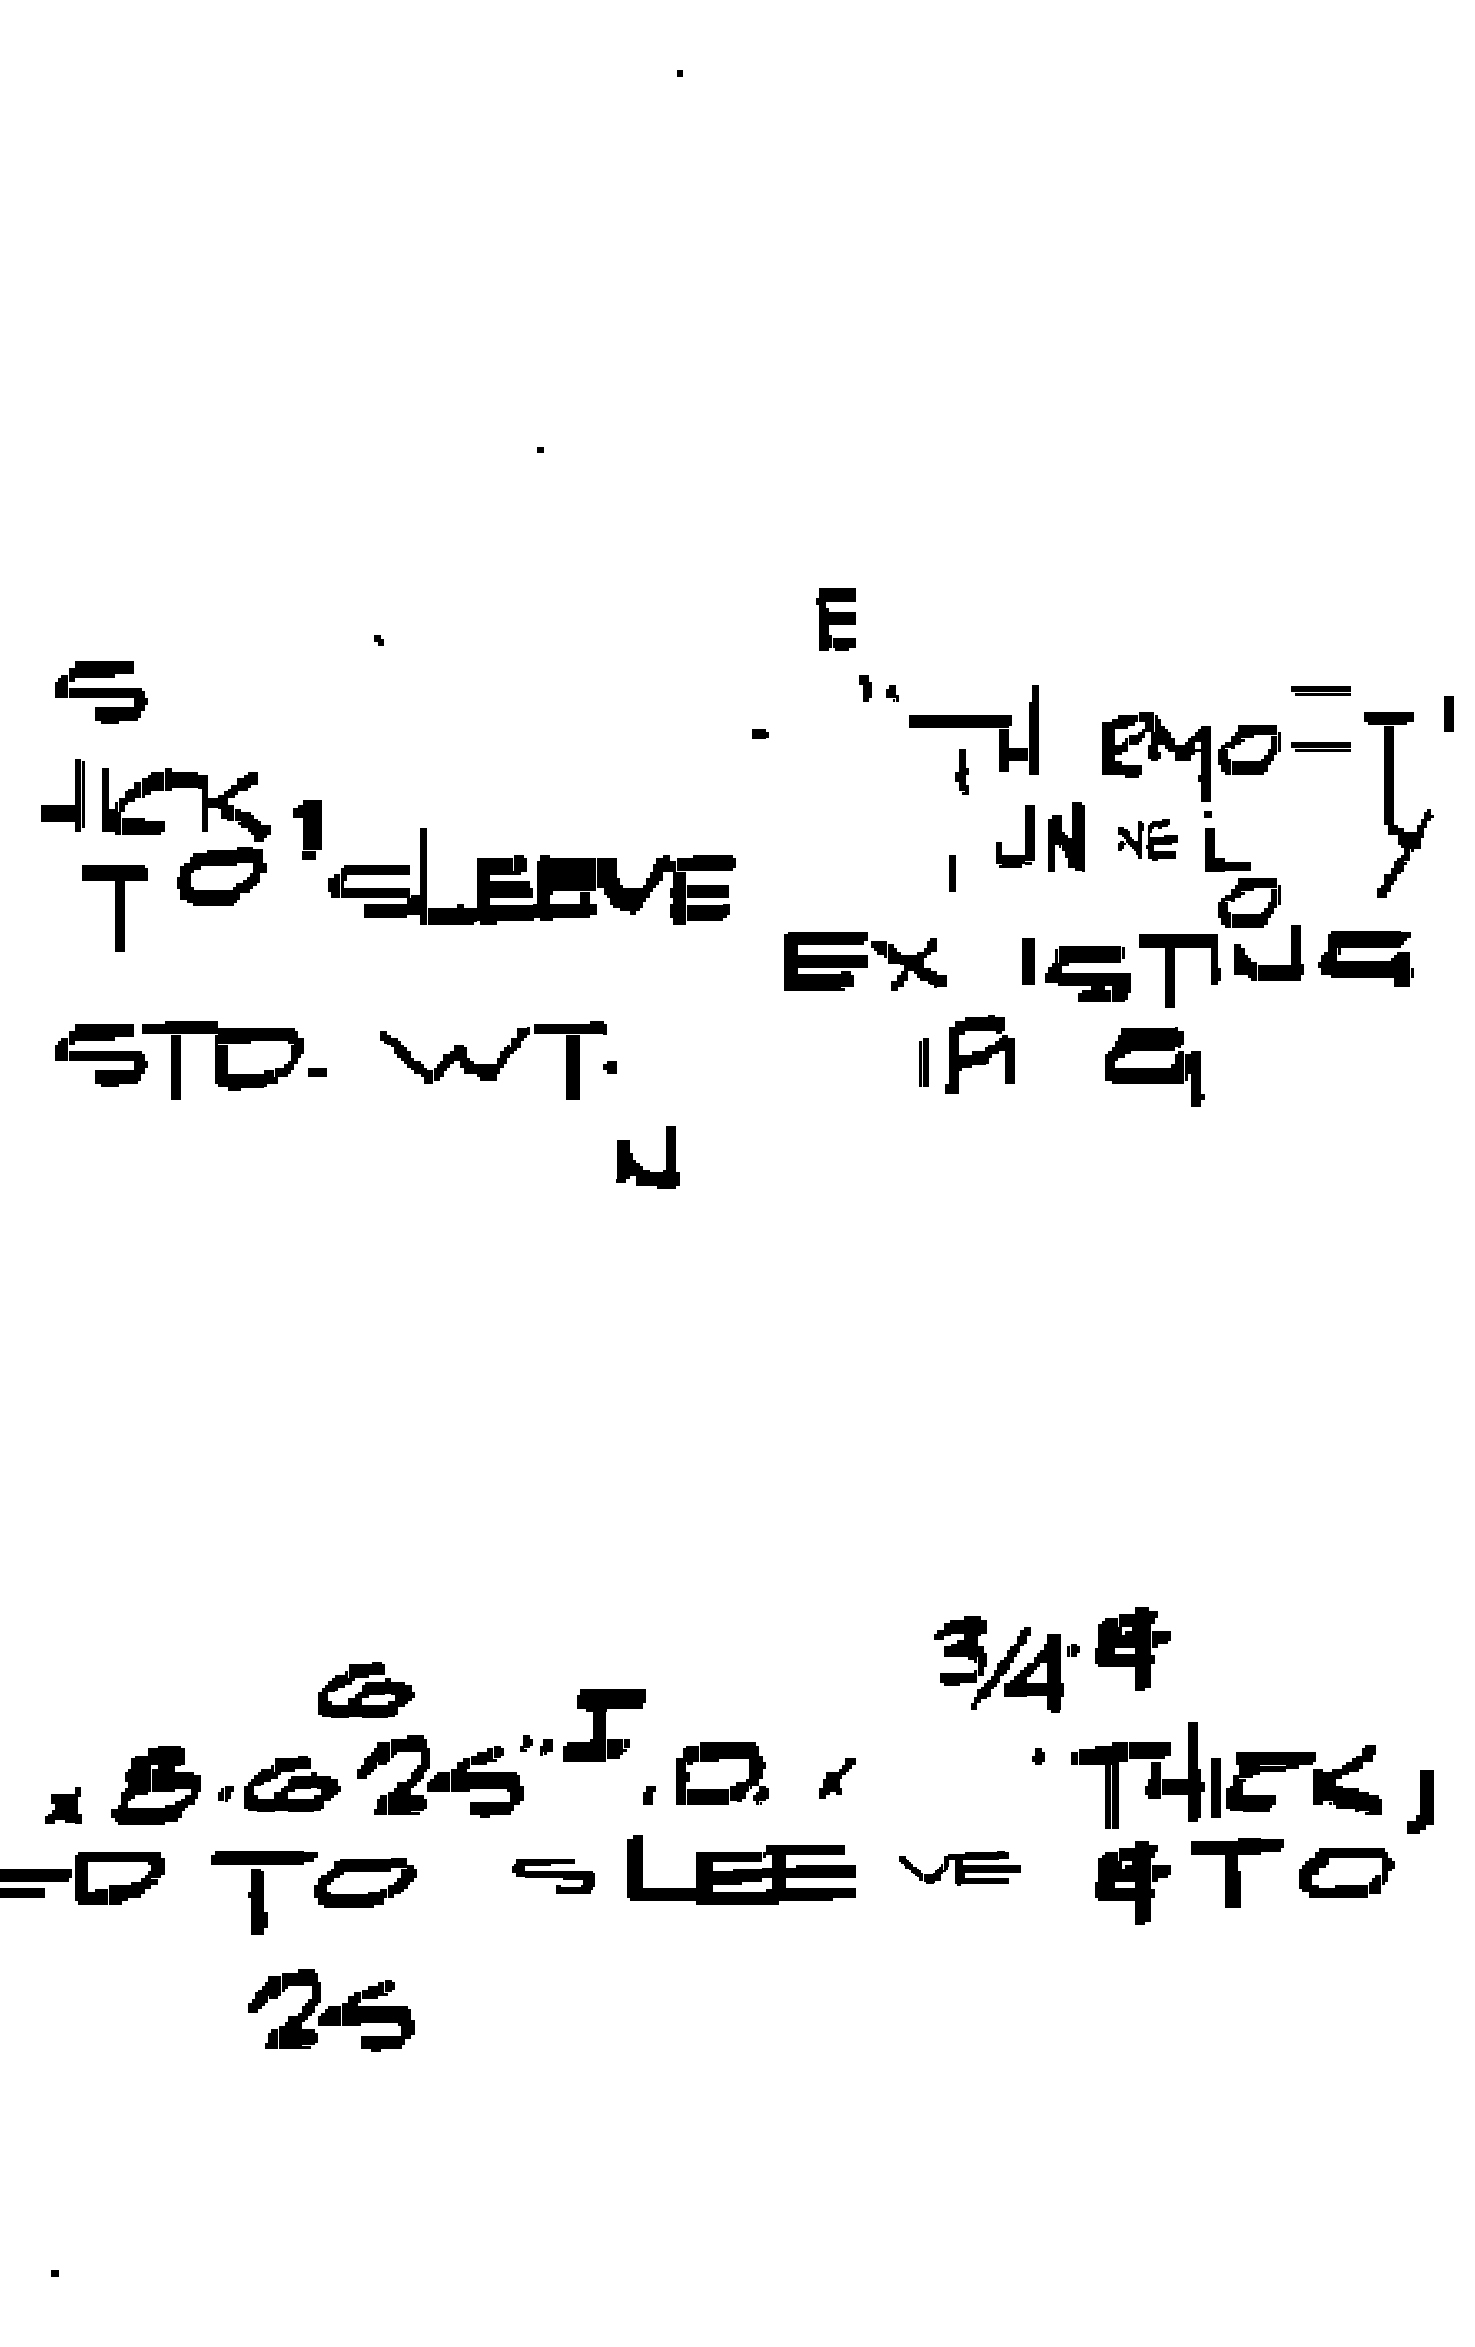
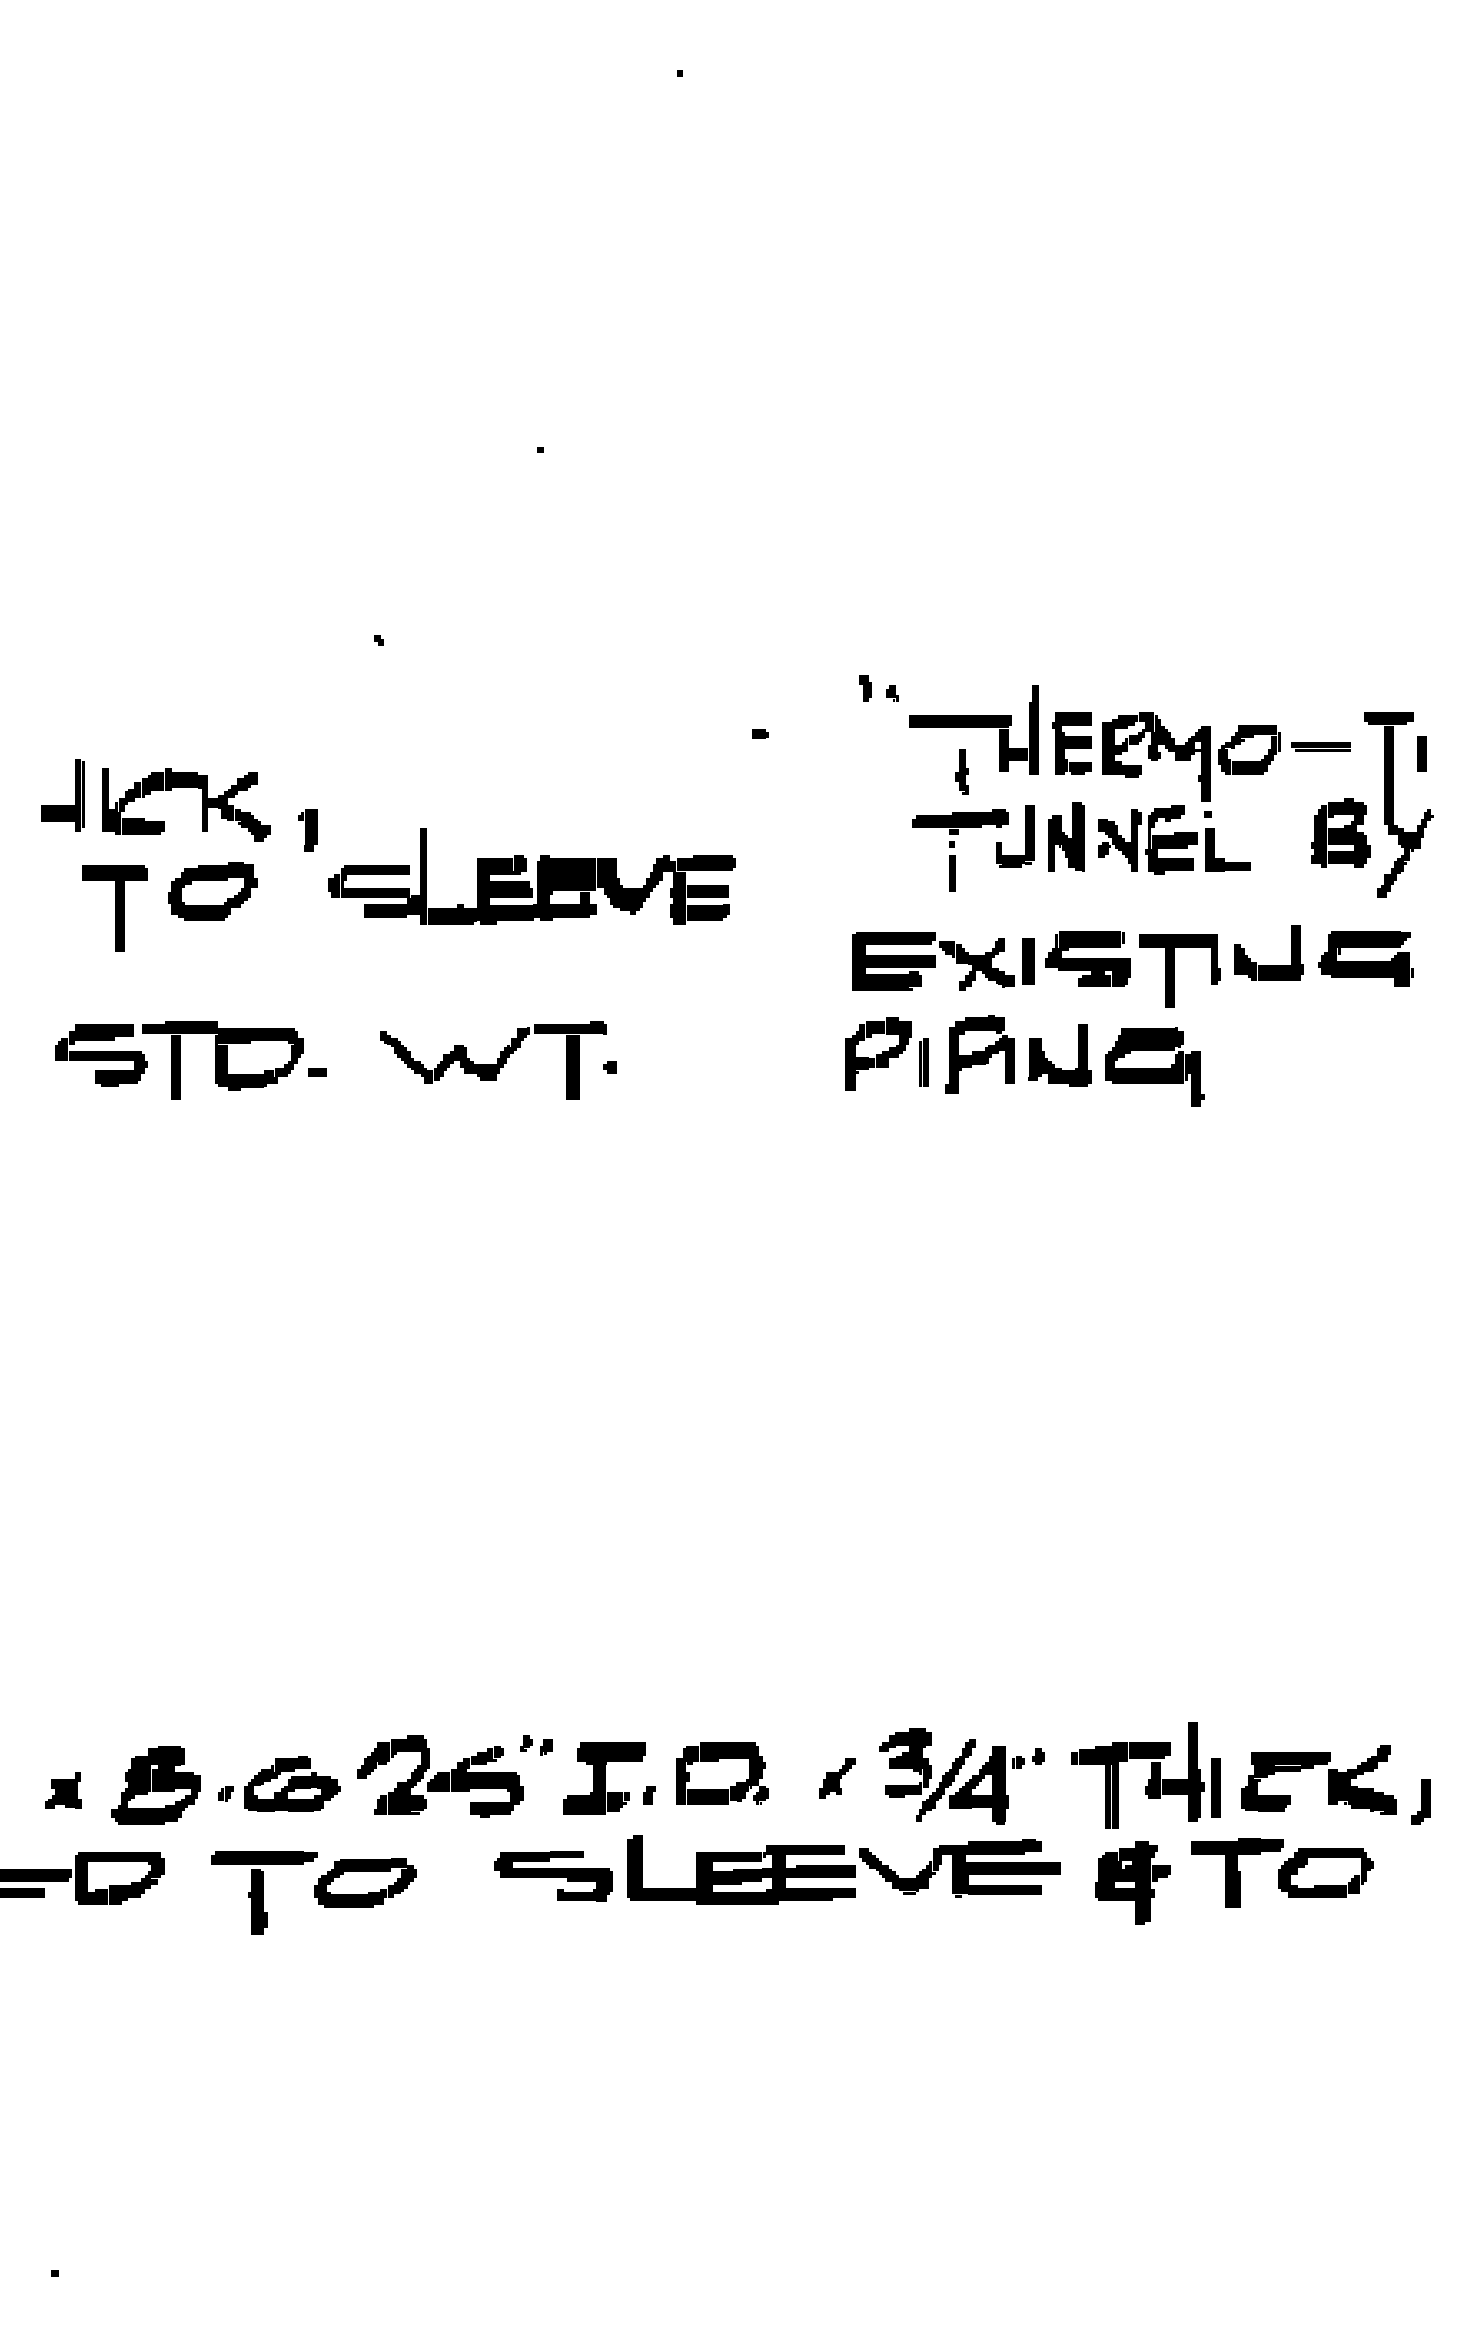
part position: (835, 619) -> (1071, 743) (1071, 743)
part: present -> none (1320, 690)
part: present -> none (101, 692)
line position: (1448, 713) -> (1421, 753) (1421, 753)
part: none -> present (960, 828)
part size: 29x60 px -> 20x43 px (307, 830)
part: none -> present (1340, 832)
part size: 60x42 px -> 100x70 px (1147, 839)
part position: (221, 876) -> (212, 891) (212, 891)
part: present -> none (1244, 894)
part position: (865, 961) -> (933, 961) (933, 961)
part position: (1087, 973) -> (1087, 958) (1087, 958)
part: none -> present (878, 1053)
part position: (639, 1163) -> (1051, 1061) (1051, 1061)
part: present -> none (1132, 1648)
part position: (1006, 1664) -> (951, 1776) (951, 1776)
part: present -> none (366, 1689)
part position: (604, 1725) -> (604, 1778) (604, 1778)
part position: (1313, 1779) -> (1328, 1779) (1328, 1779)
part size: 27x64 px -> 20x46 px (1420, 1801)
part position: (63, 1805) -> (63, 1790) (63, 1790)
part size: 122x35 px -> 202x59 px (959, 1868)
part size: 83x35 px -> 119x51 px (553, 1876)
part position: (1346, 1885) -> (1325, 1885) (1325, 1885)
part: present -> none (331, 2010)
